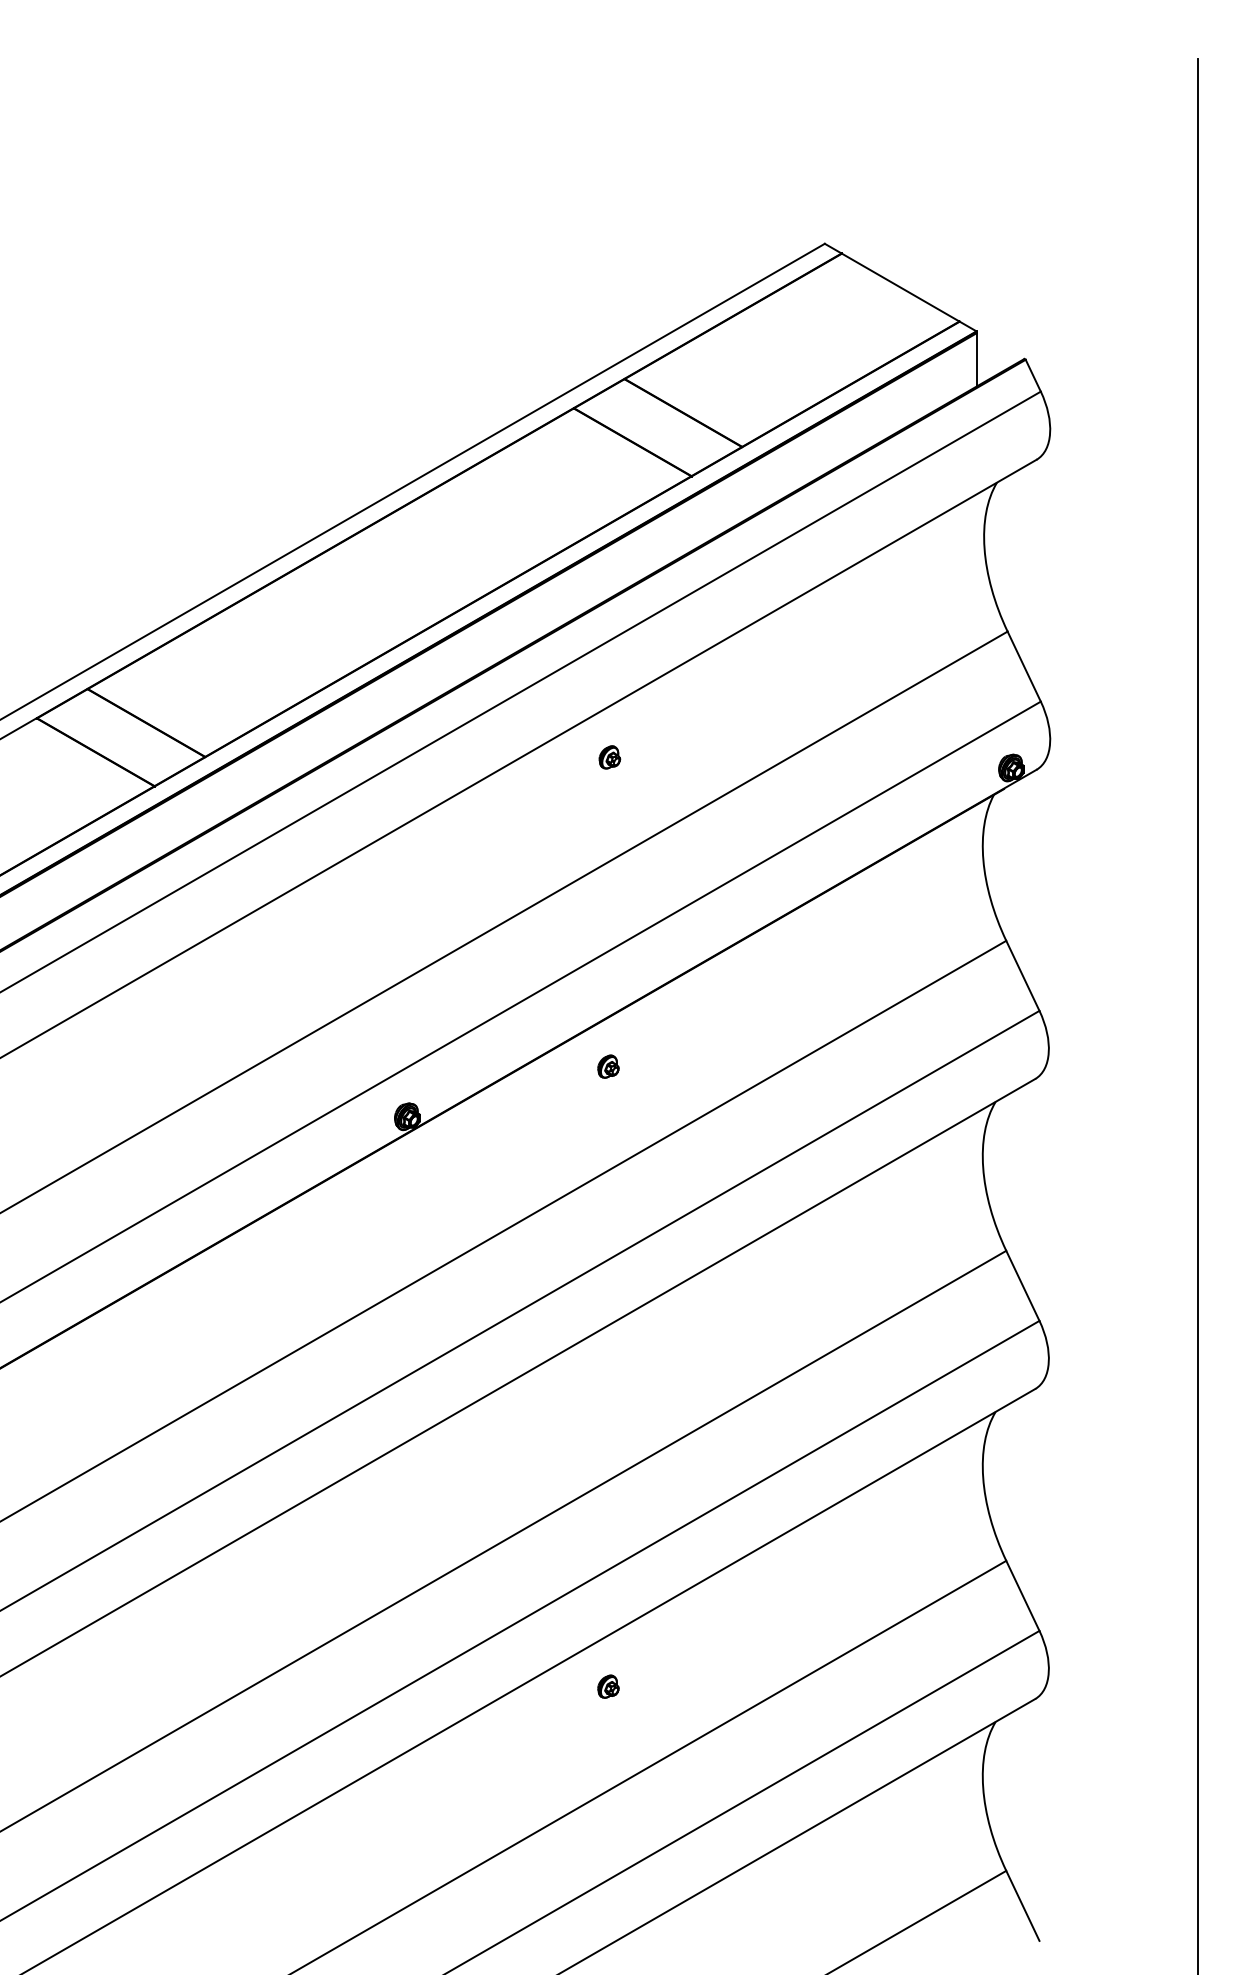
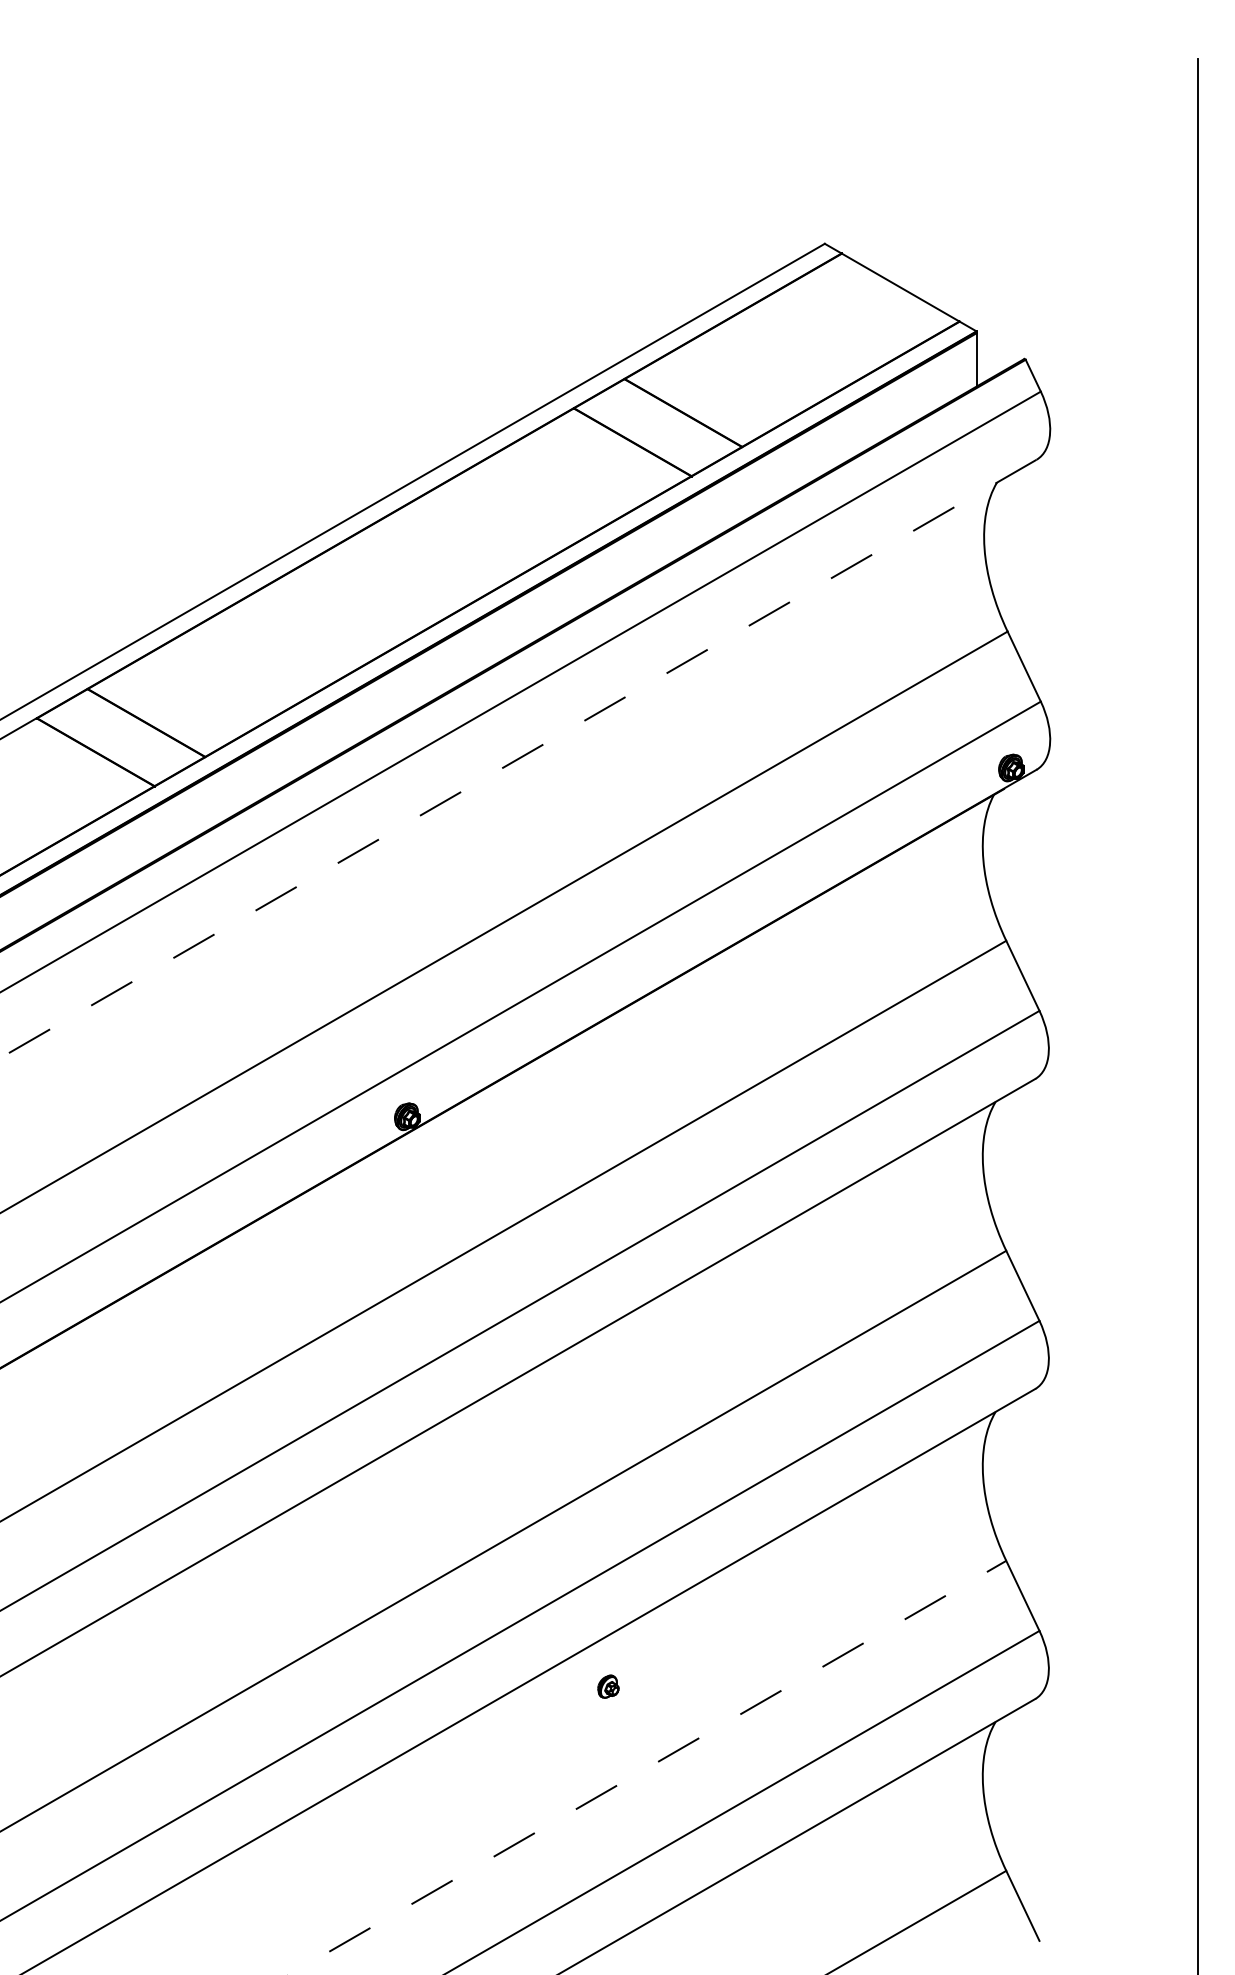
part: present -> none (609, 757)
line: solid -> dashed (517, 759)
part: present -> none (608, 1066)
line: solid -> dashed (647, 1767)
